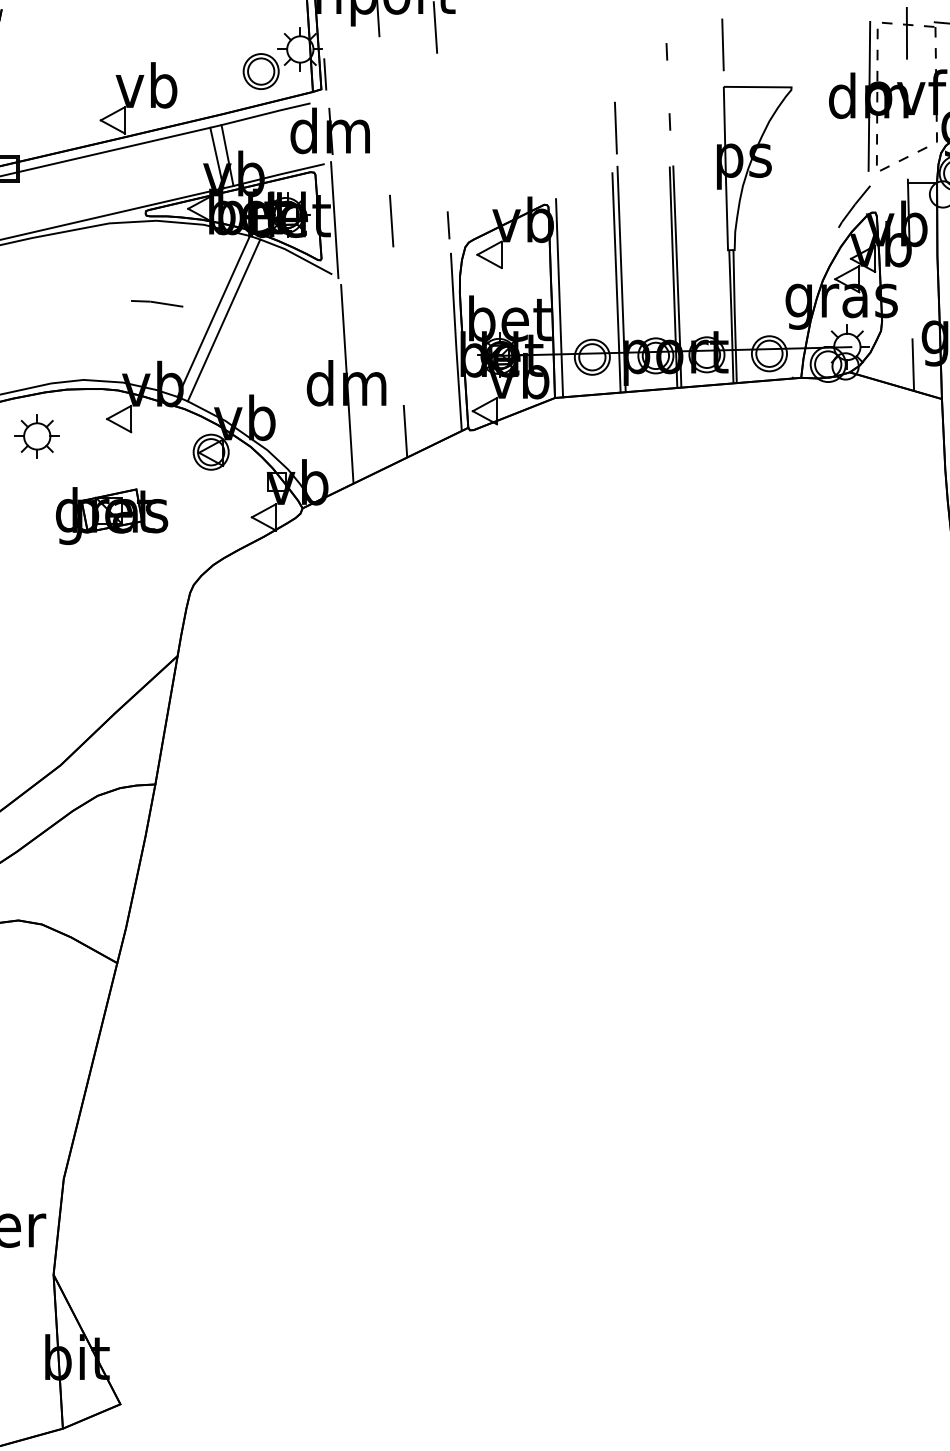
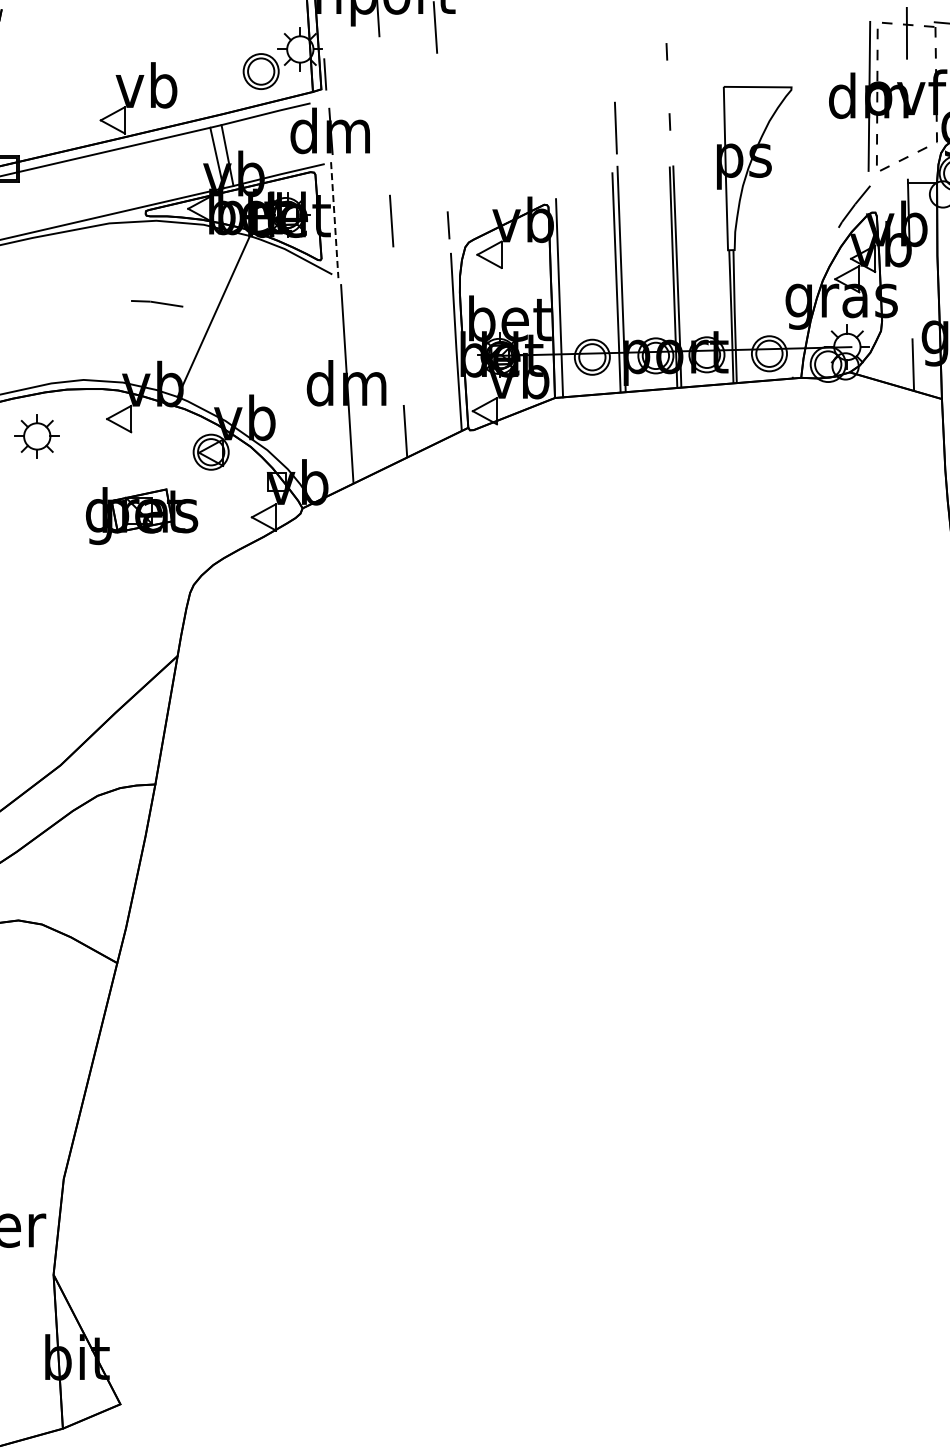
line: present -> none (722, 44)
line: solid -> dashed (334, 220)
line: present -> none (223, 320)
part position: (111, 516) -> (141, 516) (141, 516)
